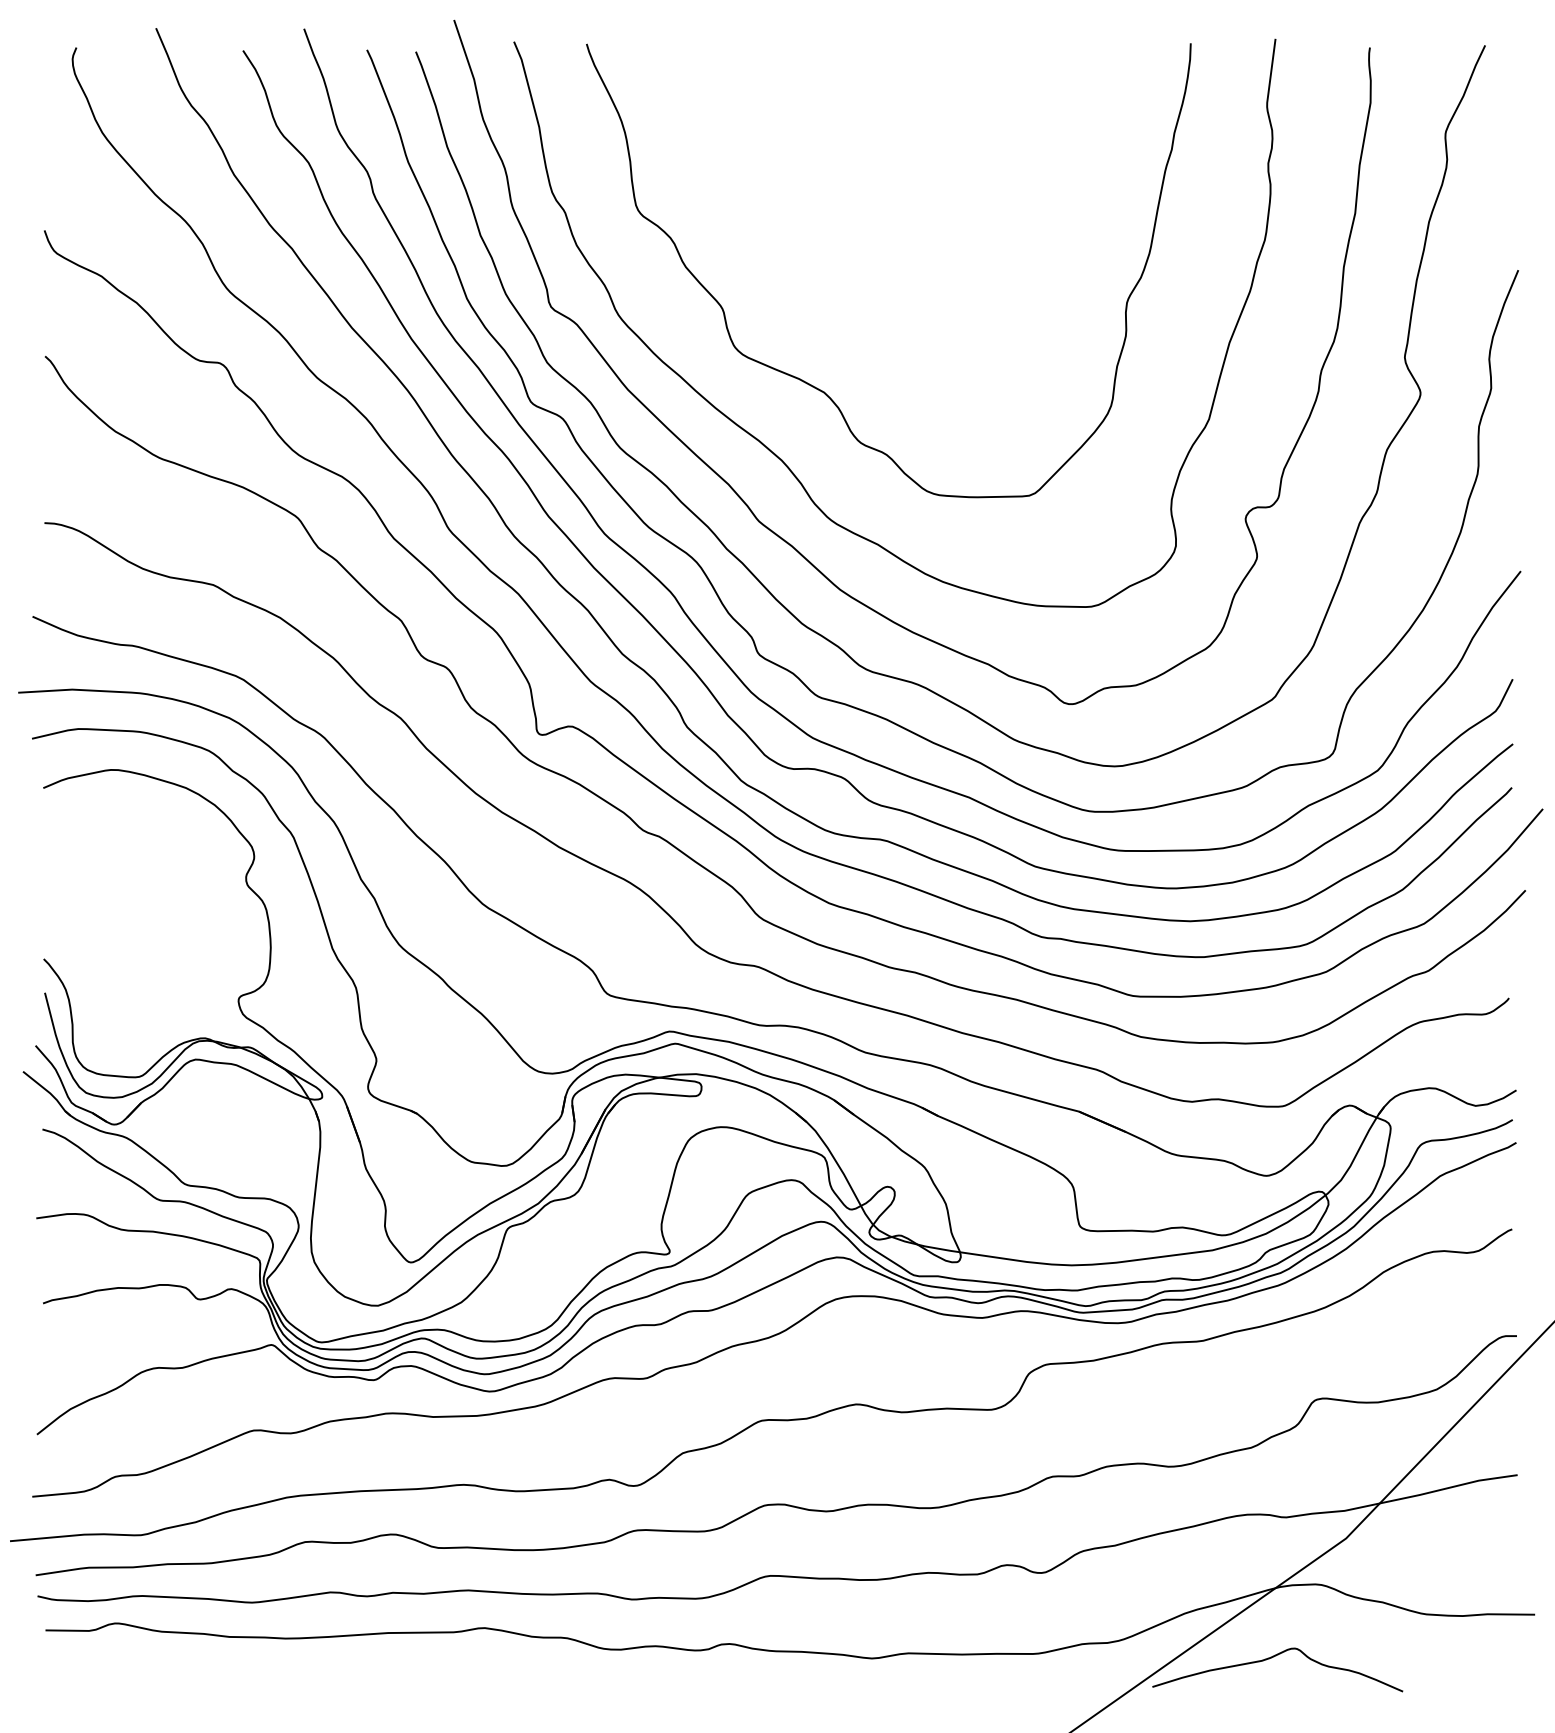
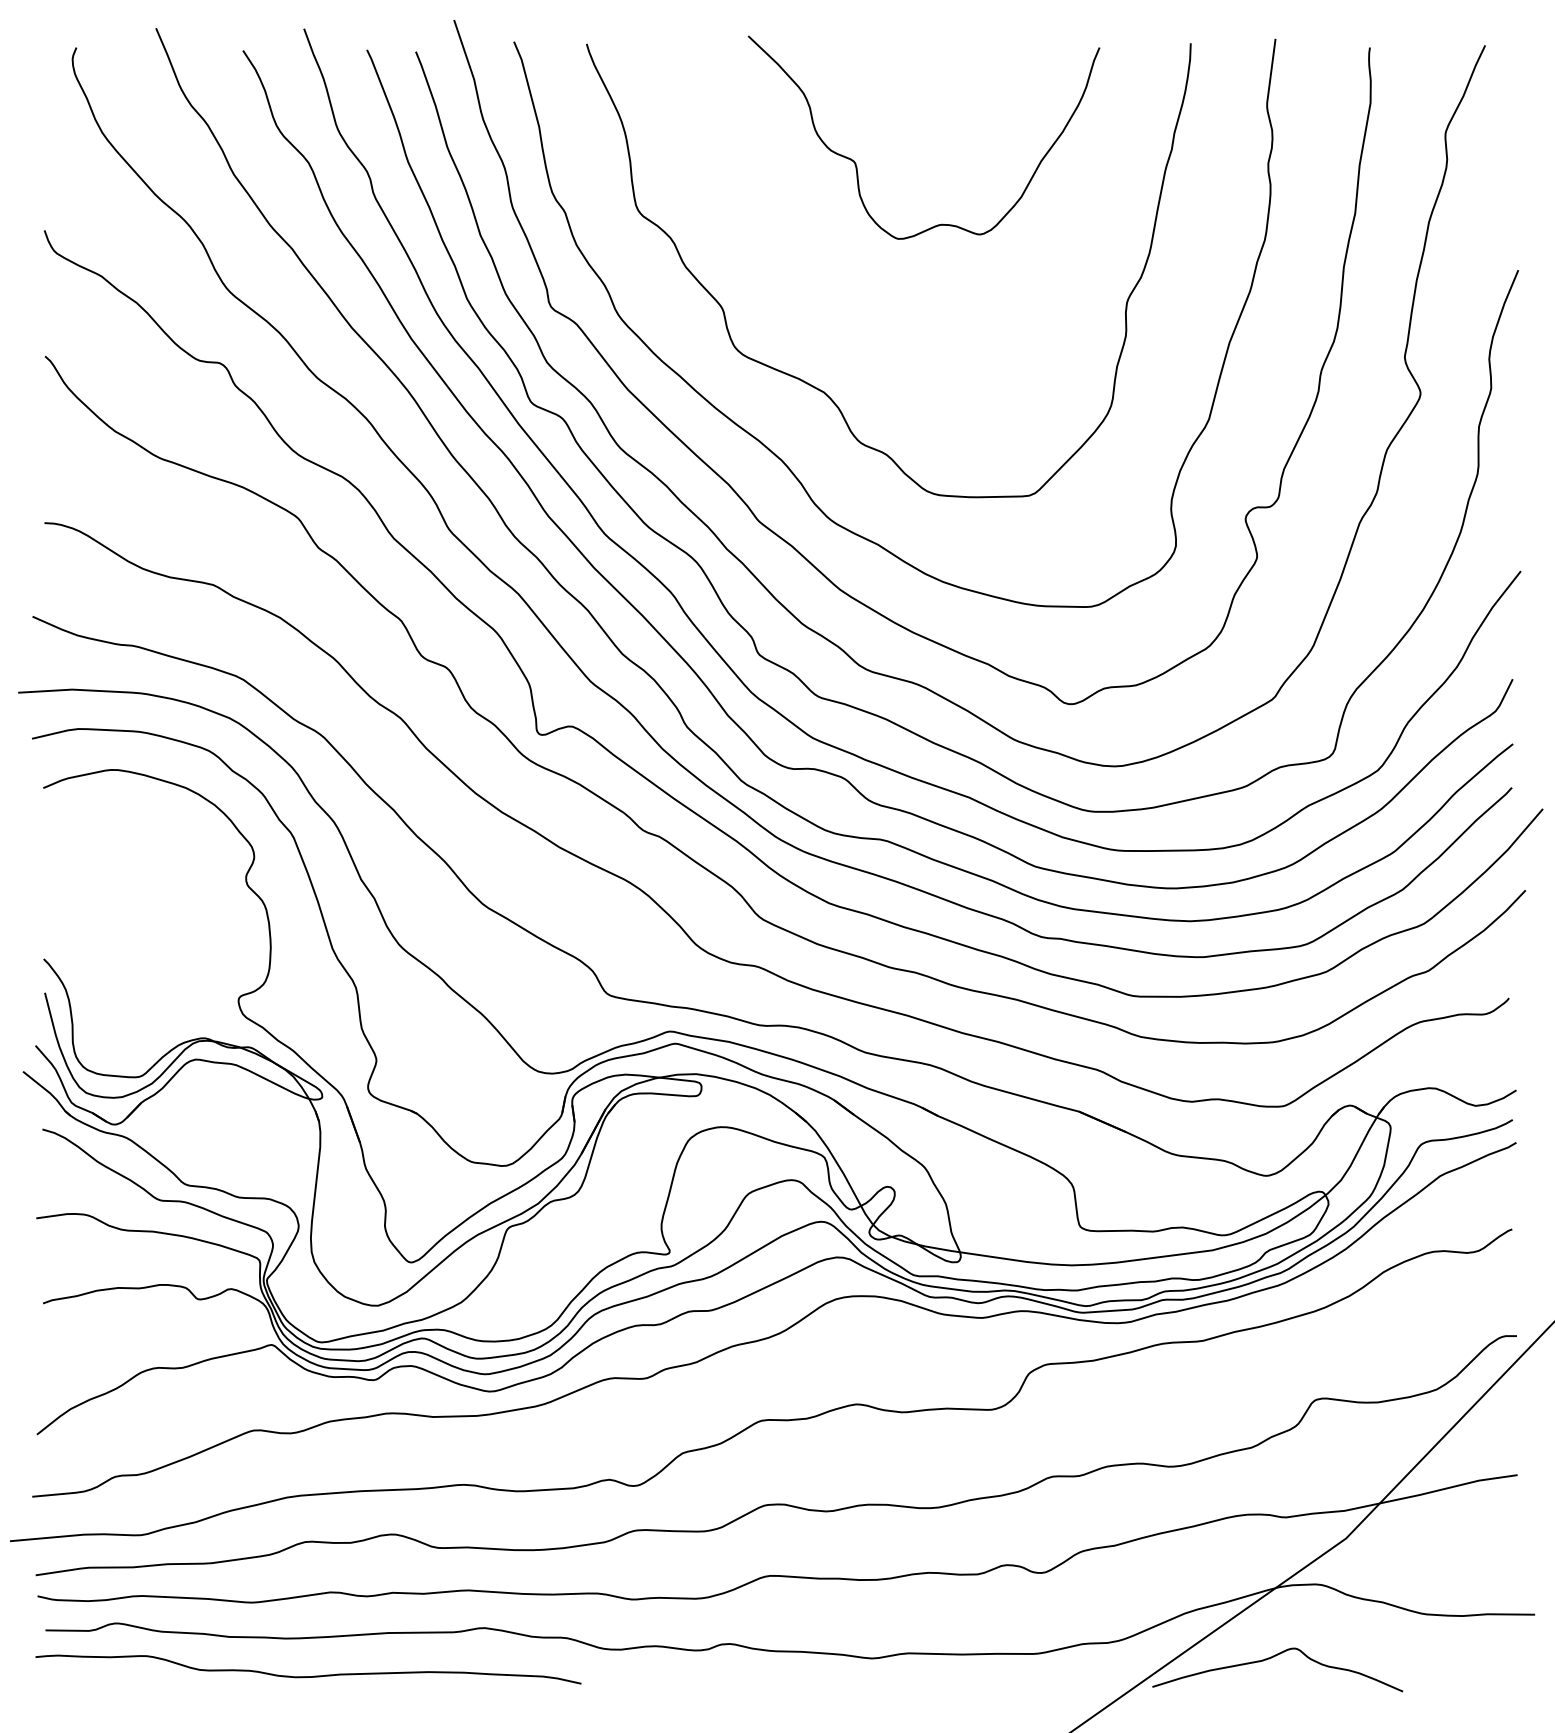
curve: none -> present (856, 163)
curve: none -> present (308, 1676)
